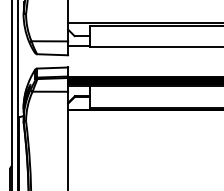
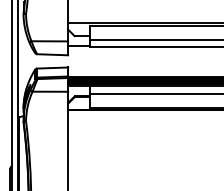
line: none -> present (155, 40)
line: none -> present (155, 93)
